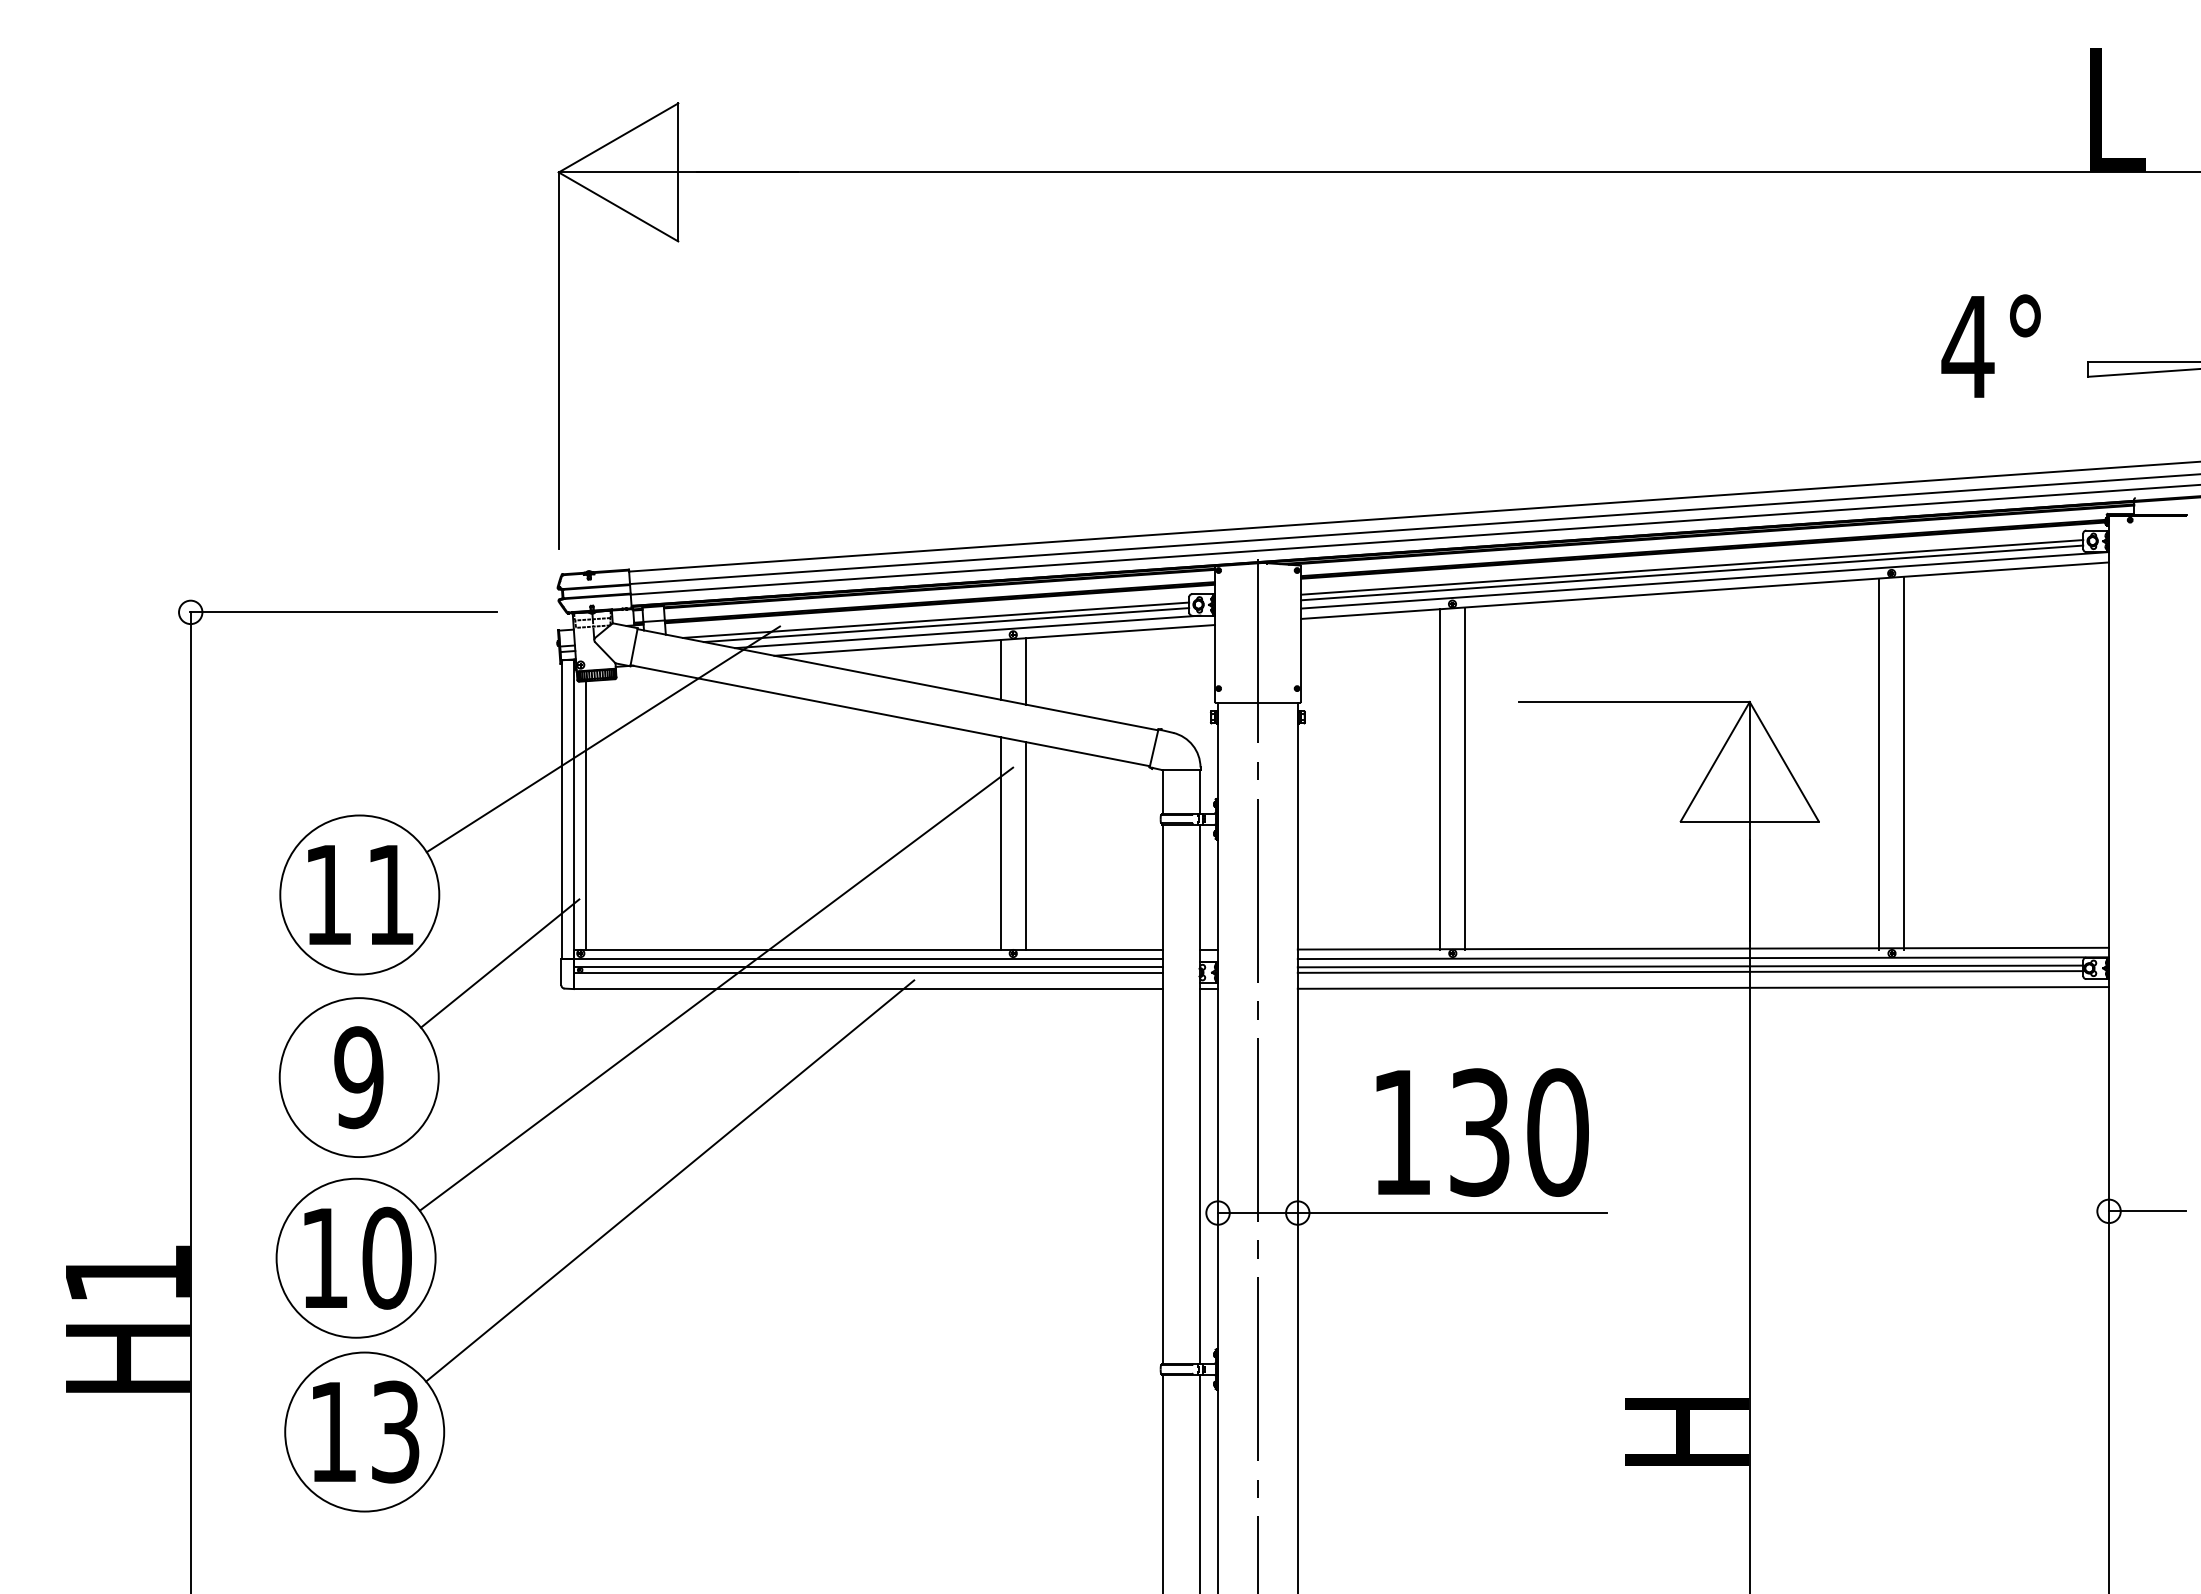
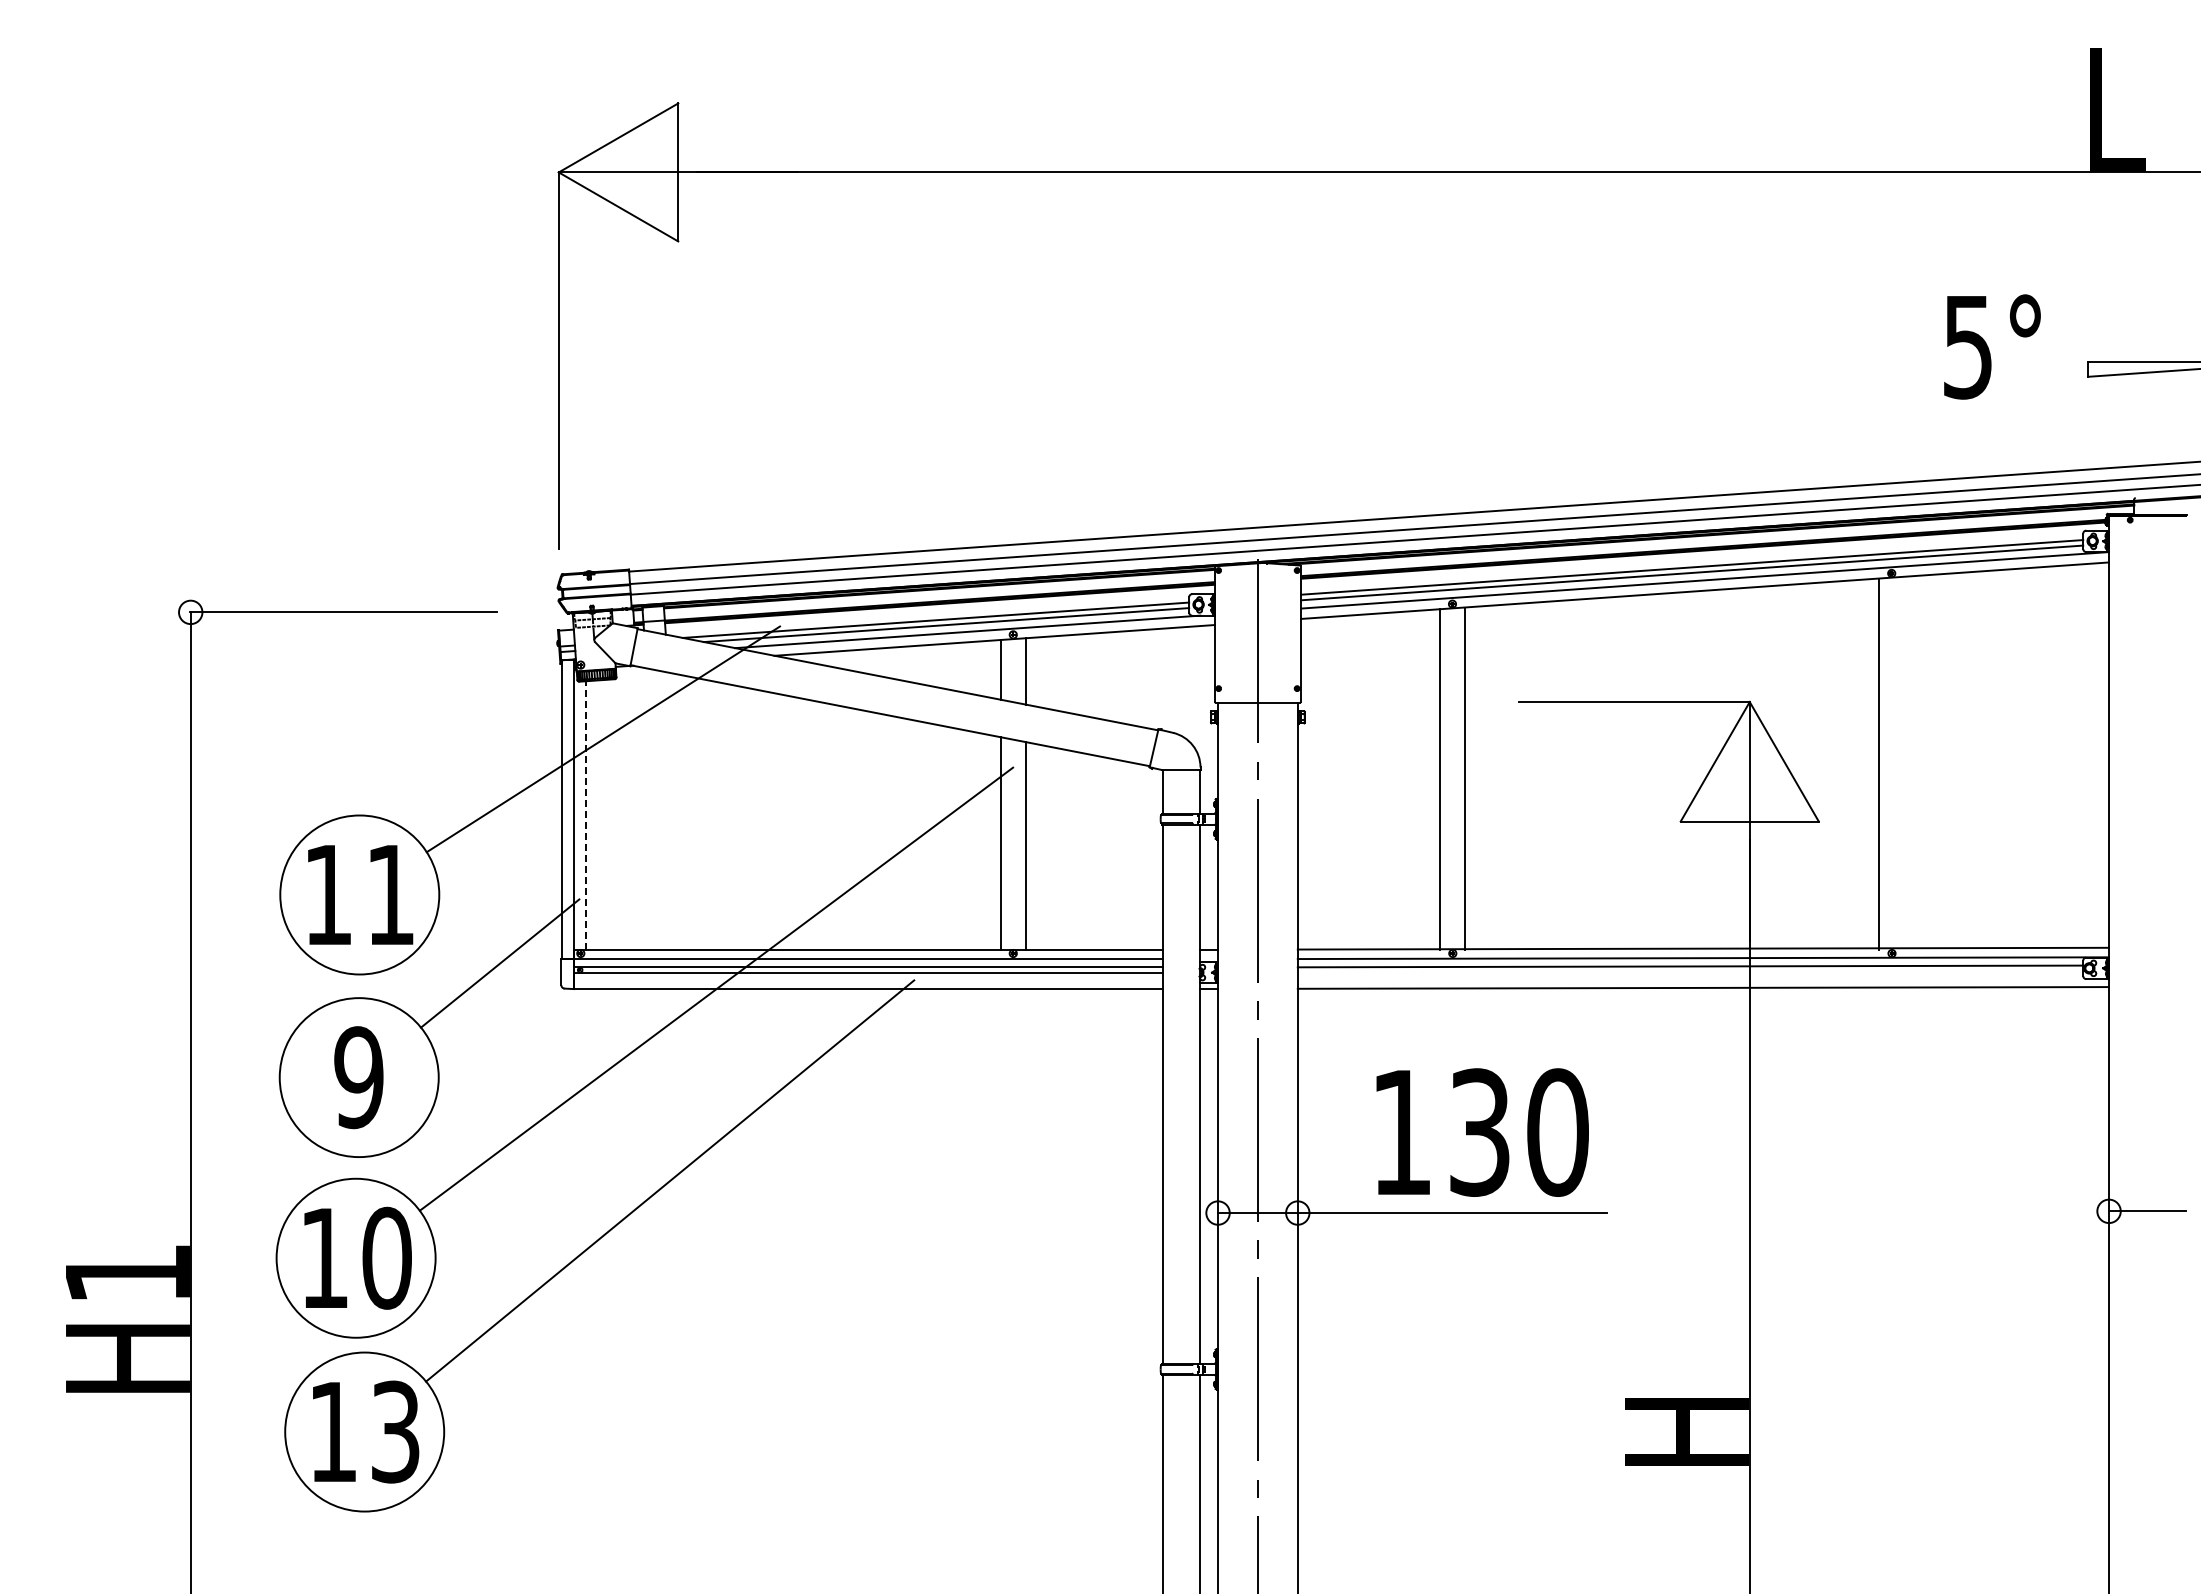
text: 4° -> 5° (1967, 347)
line: present -> none (1903, 762)
line: solid -> dashed (586, 814)
line: present -> none (1690, 971)
